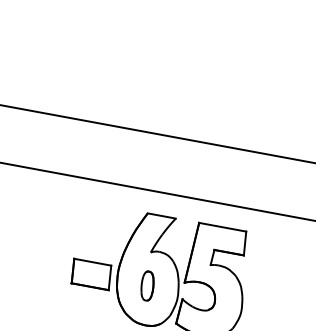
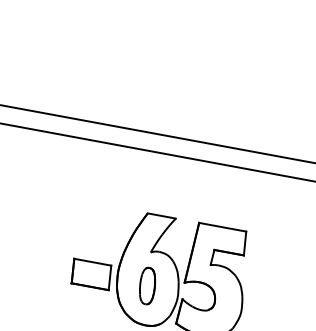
line position: (157, 191) -> (157, 152) (157, 152)
part size: 15x32 px -> 18x40 px (147, 285)
